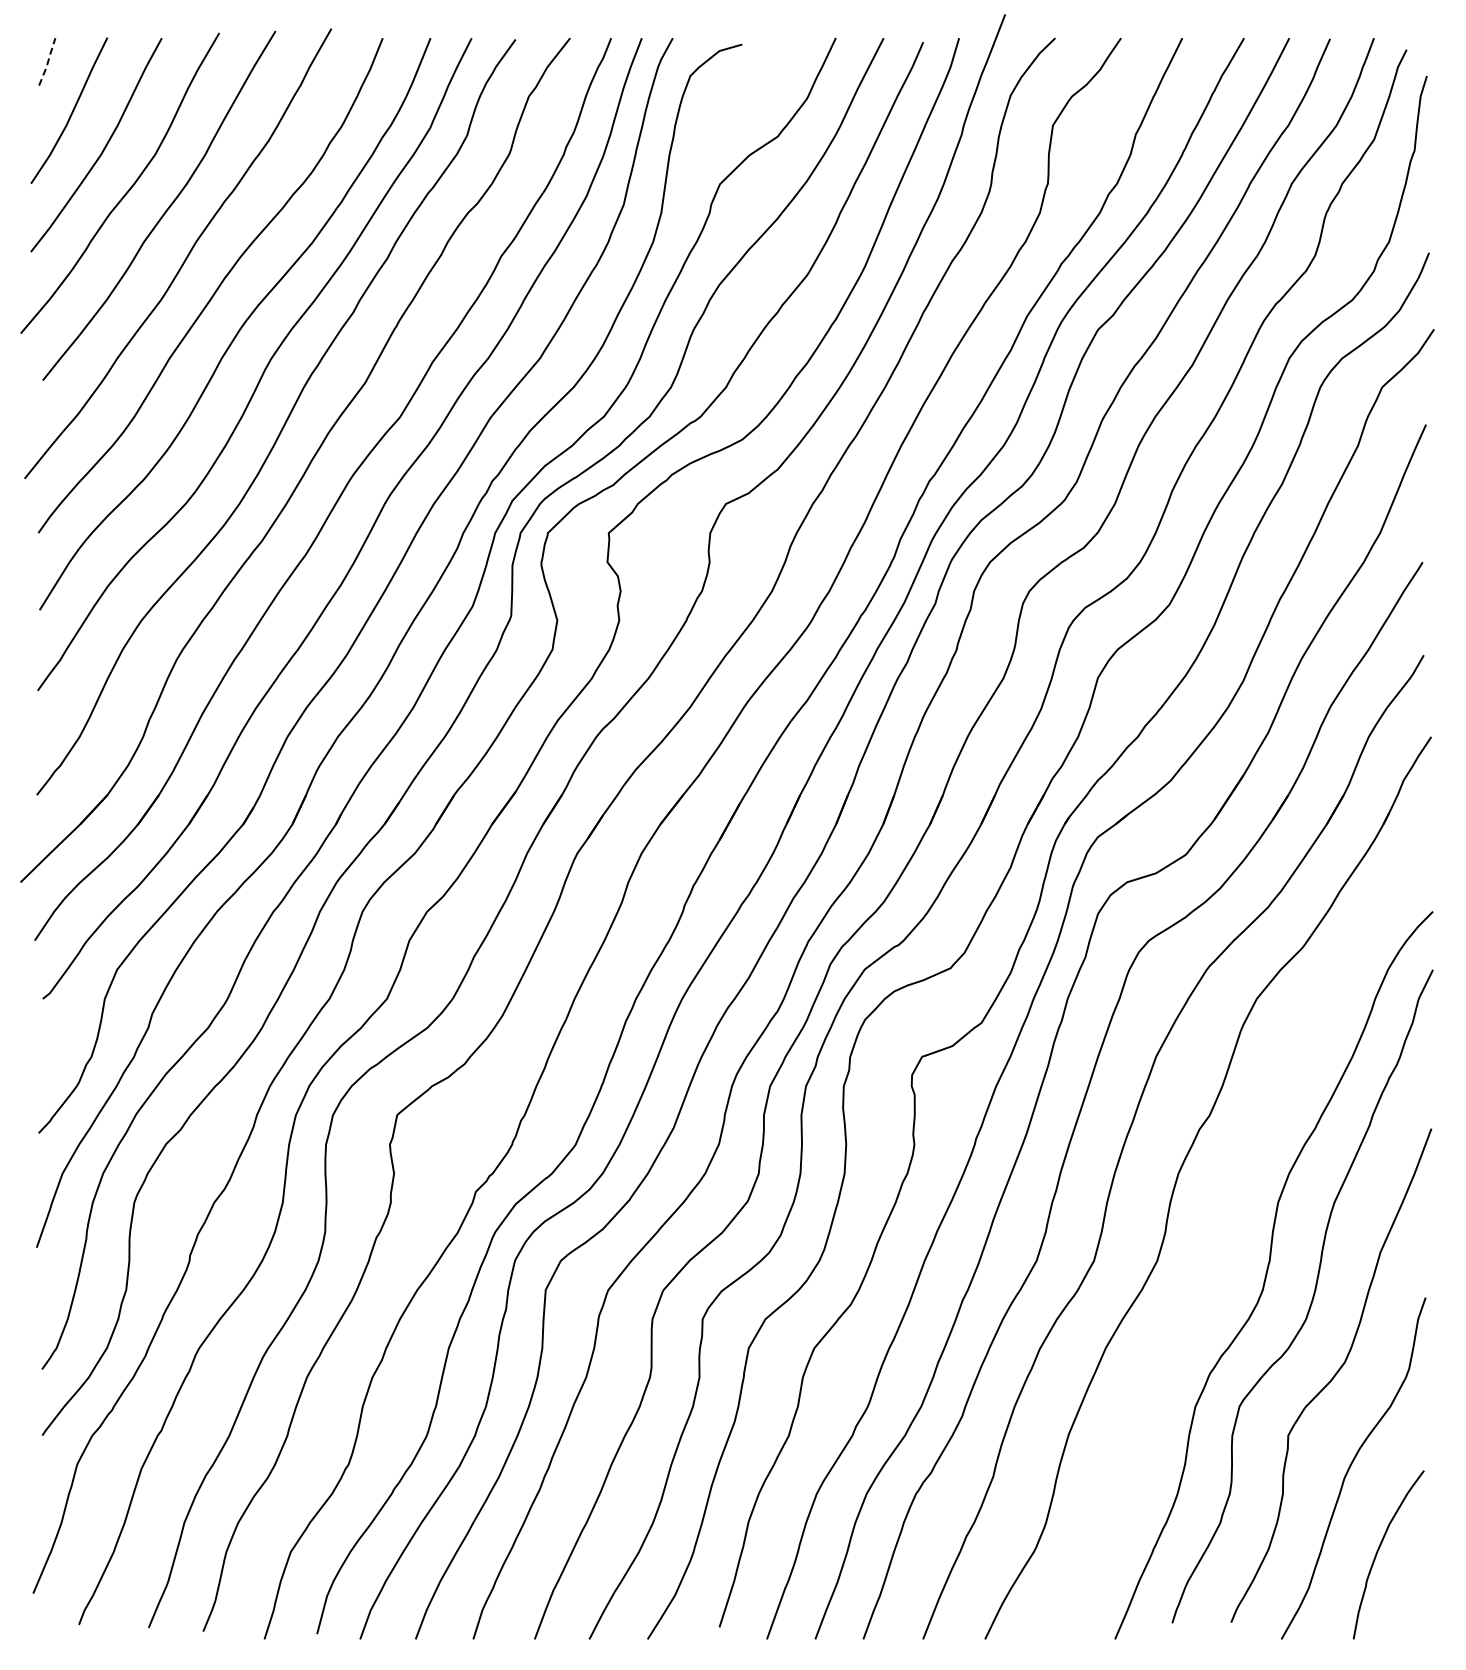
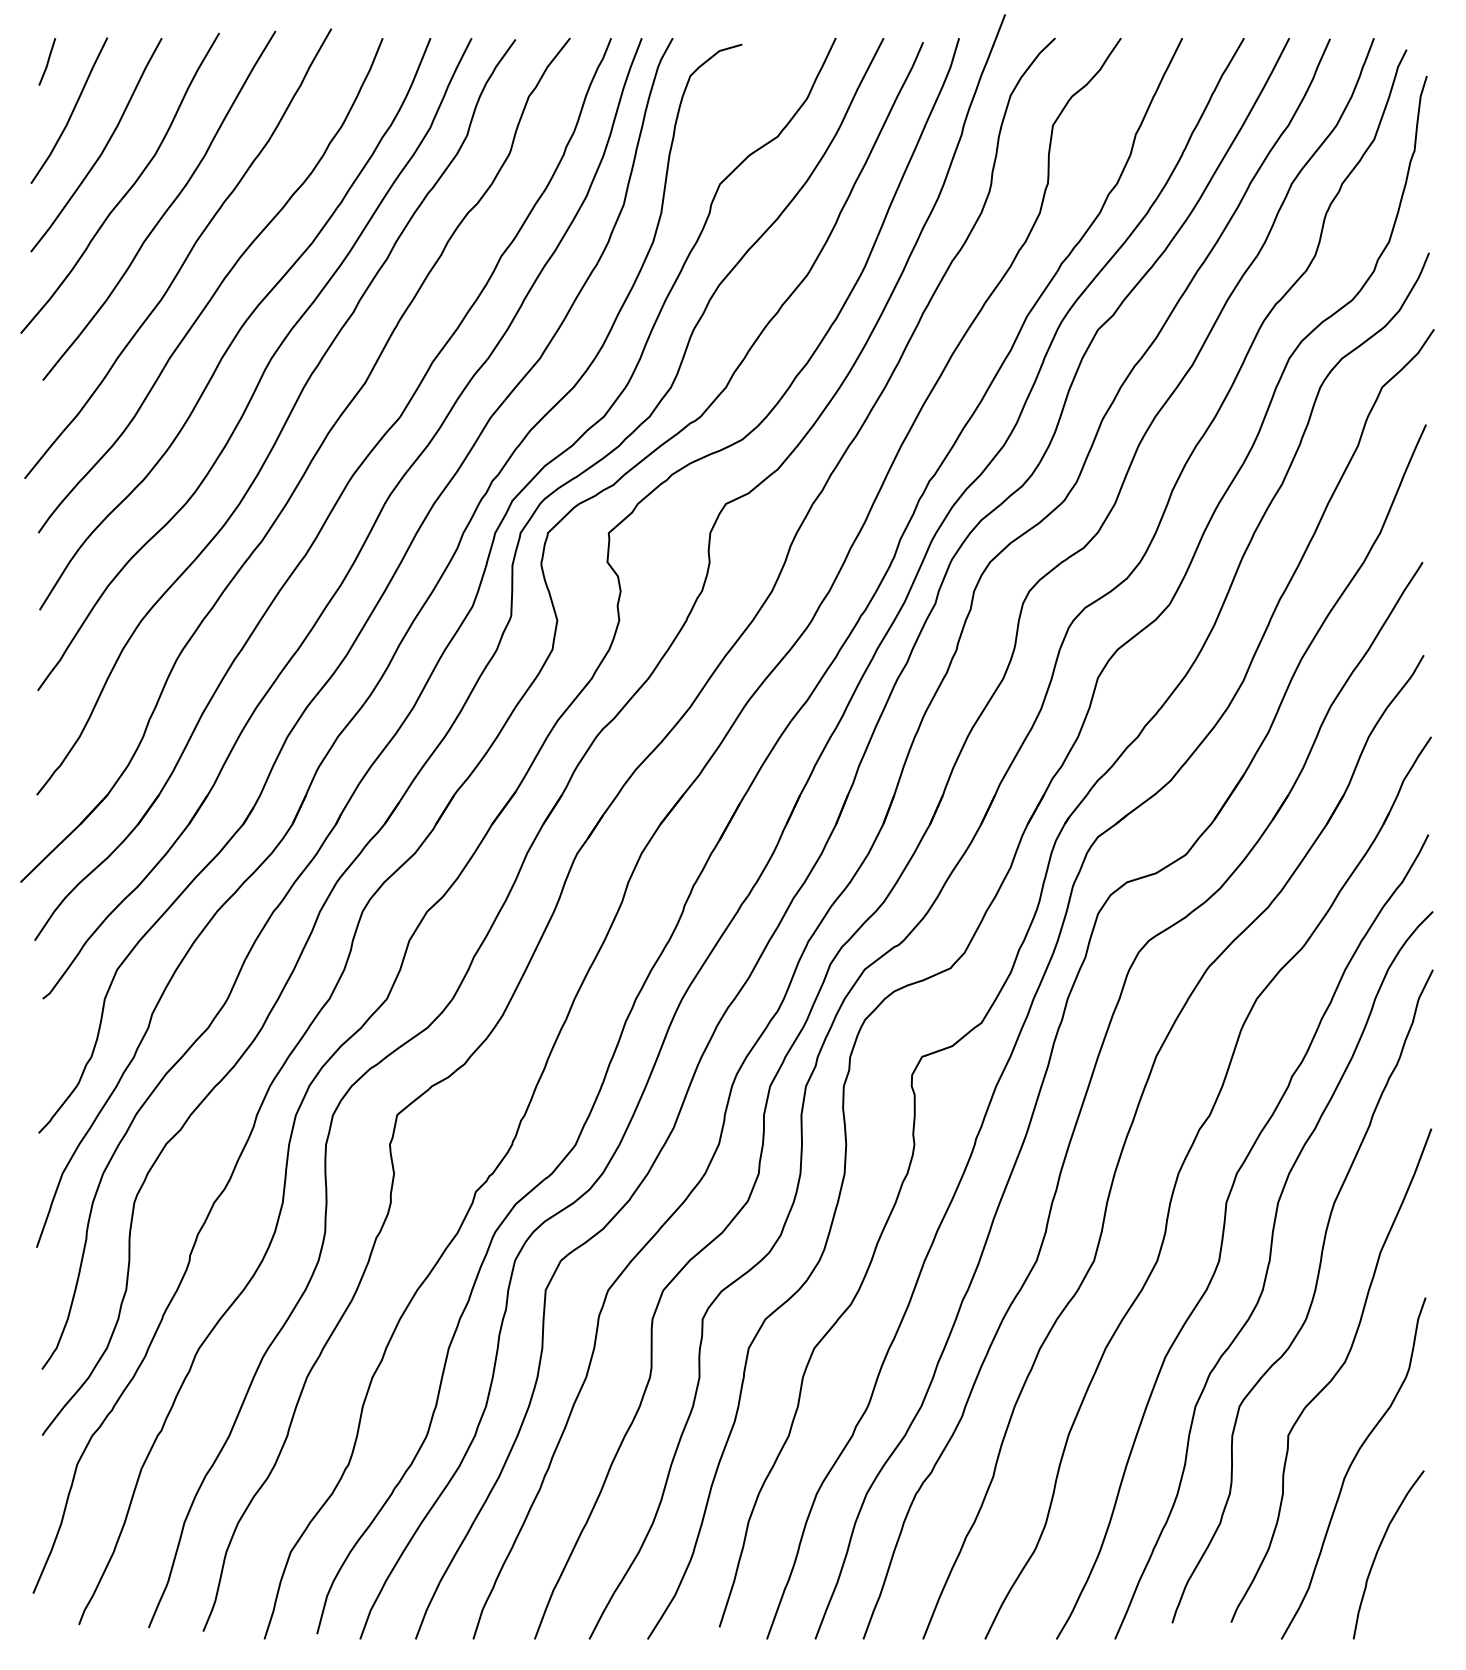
line: dashed -> solid (48, 61)
curve: none -> present (1224, 1233)
